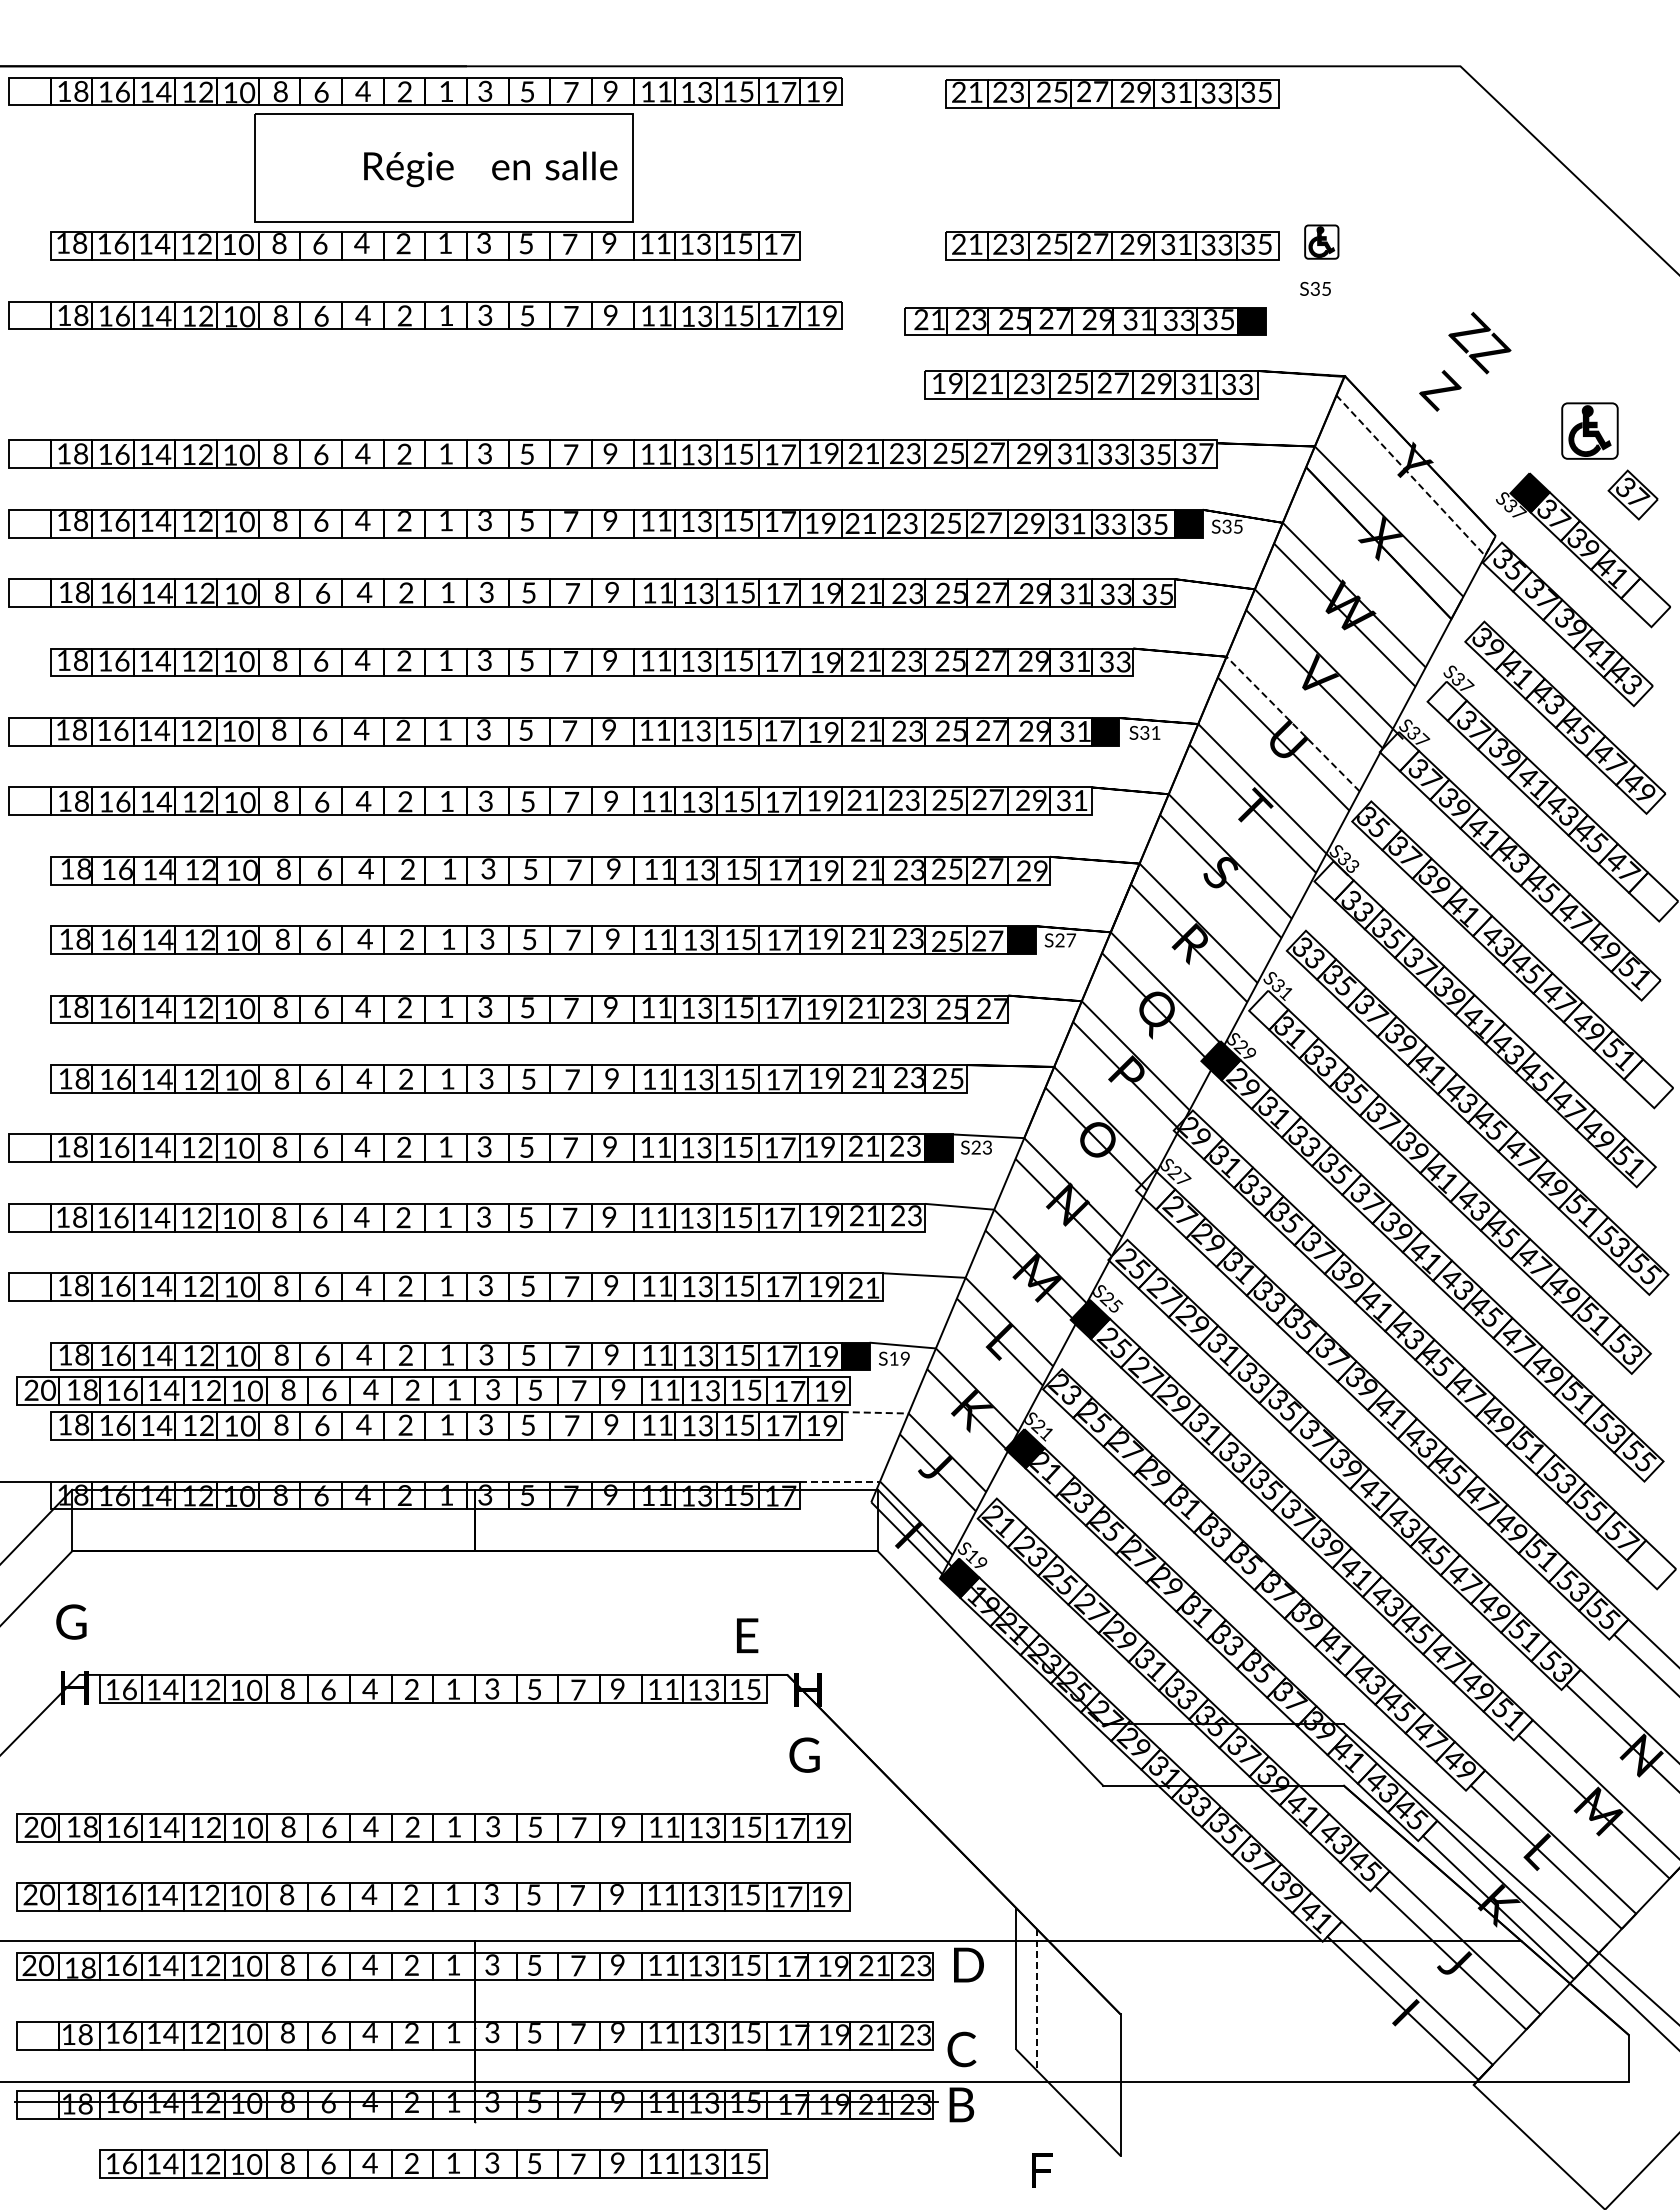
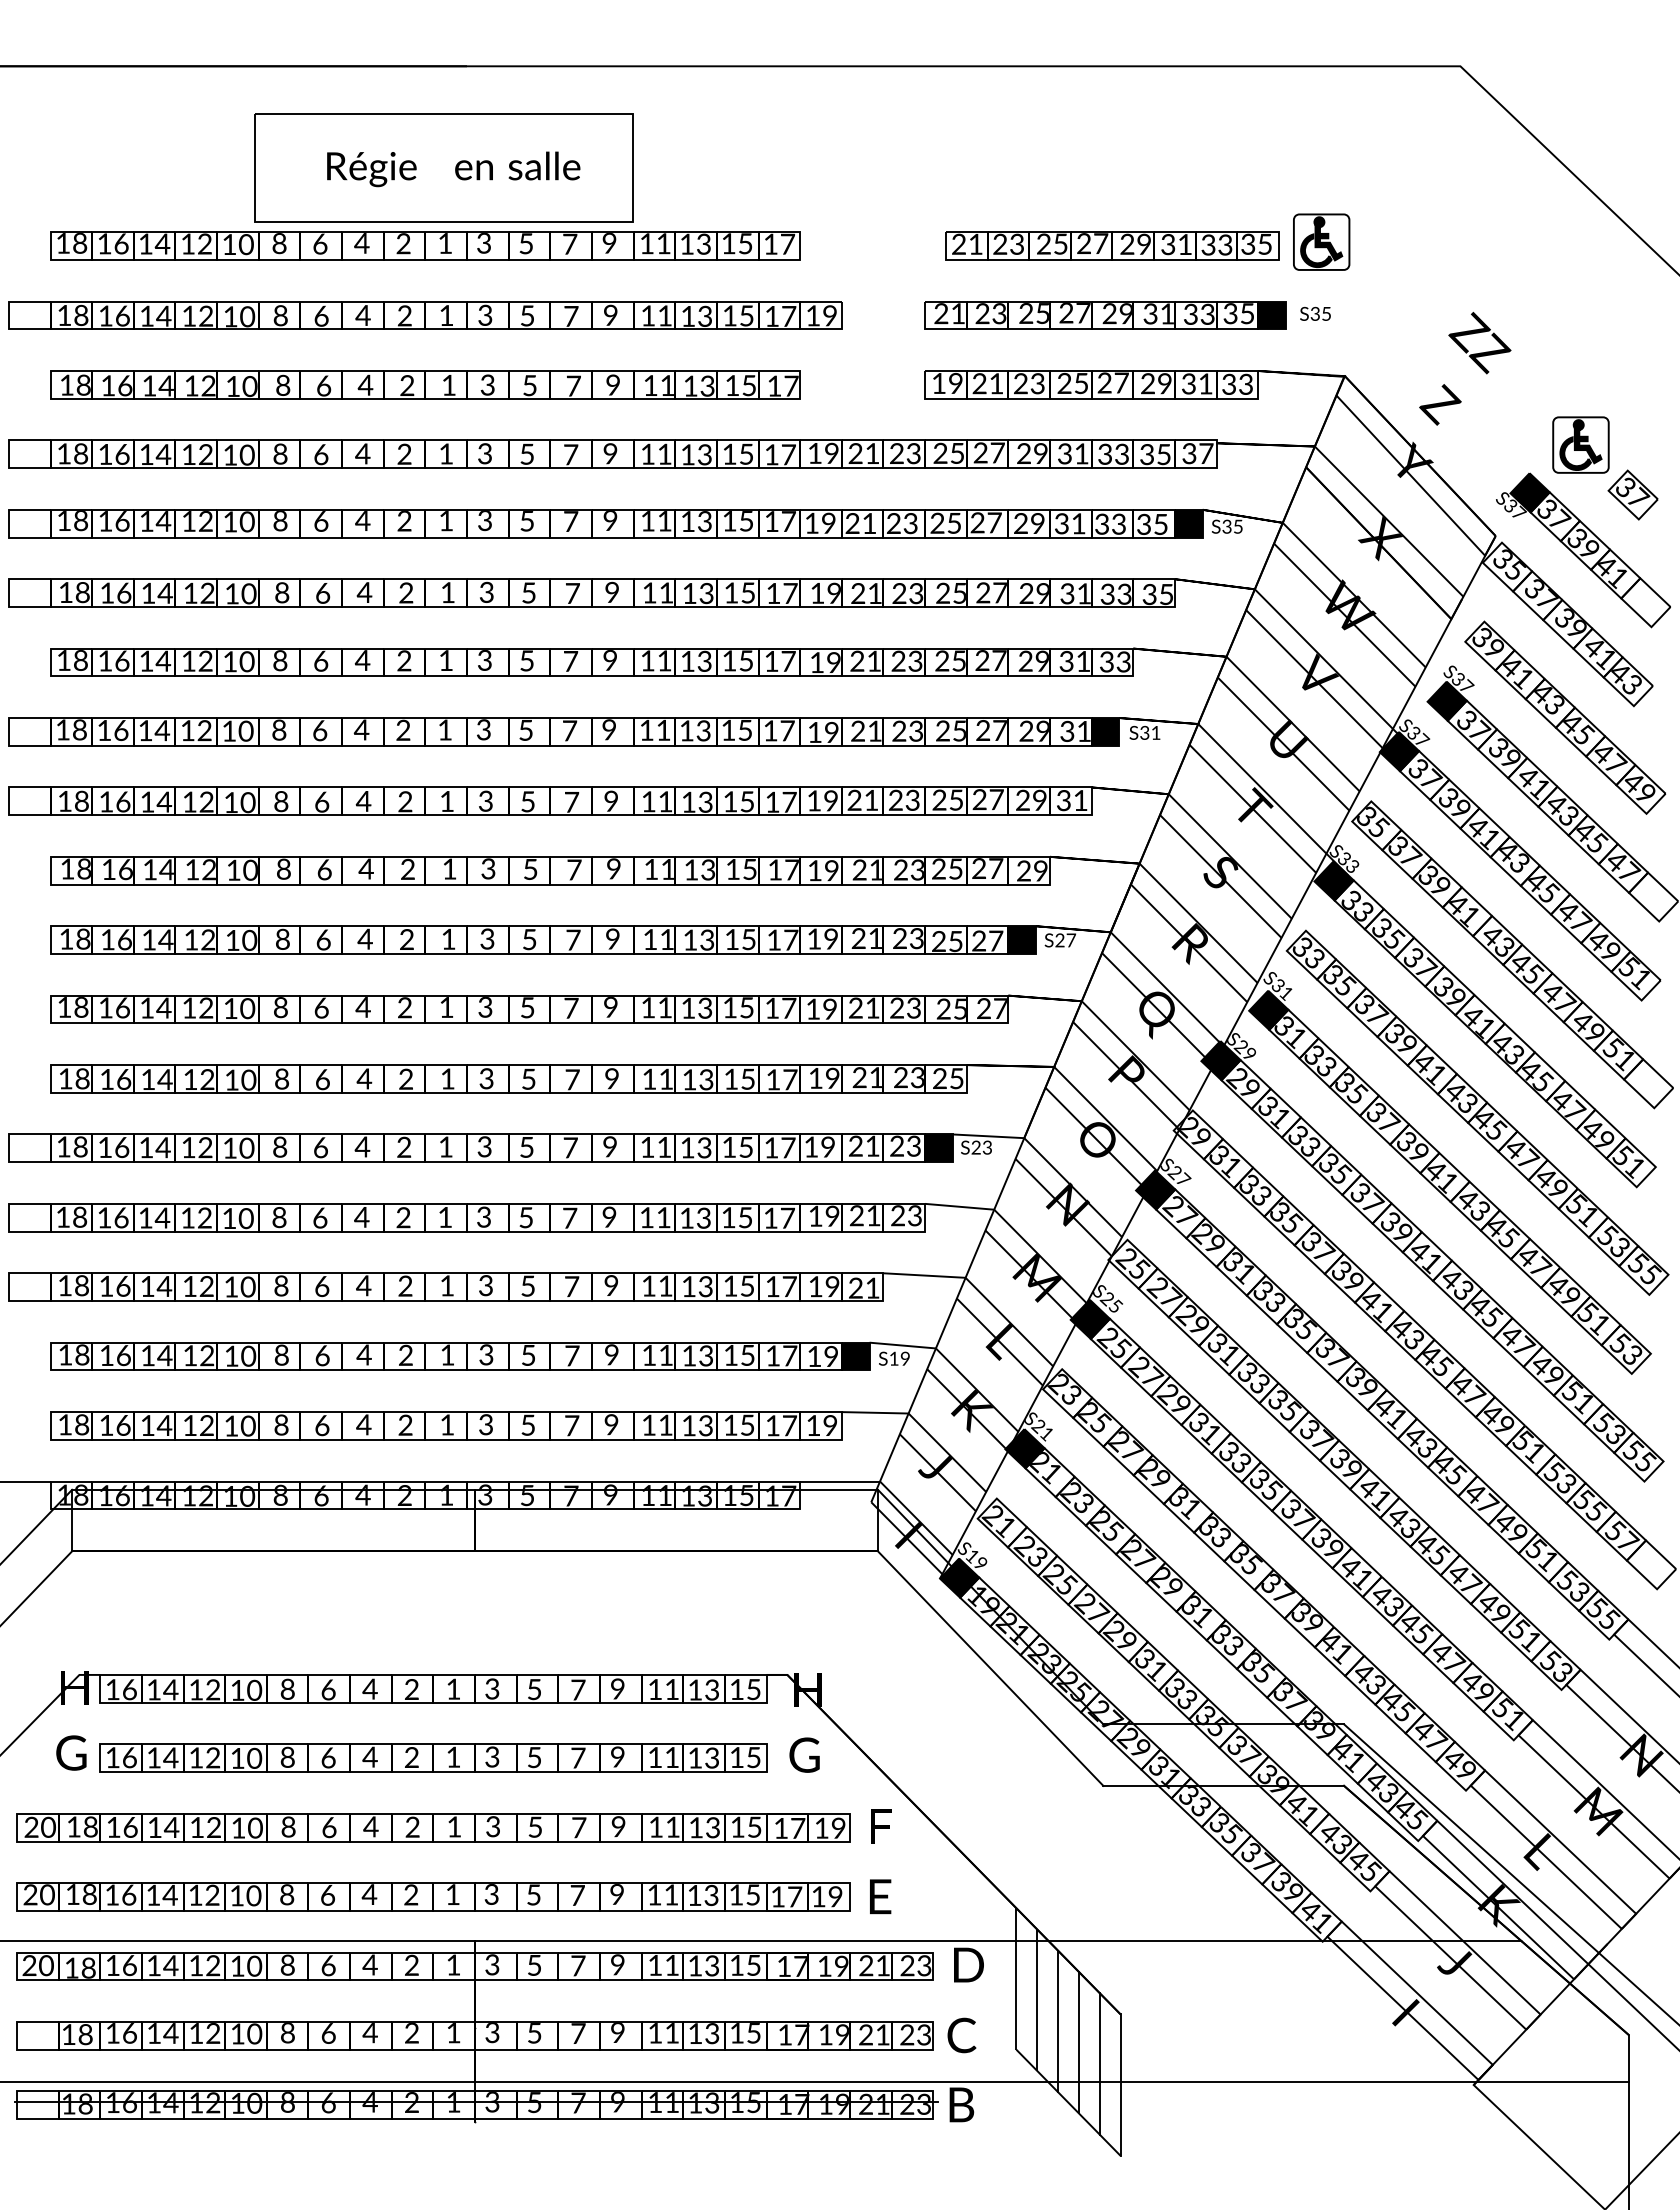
part: present -> none (425, 91)
part: present -> none (1112, 93)
text position: (490, 169) -> (453, 169) (453, 169)
part size: 36x36 px -> 58x58 px (1321, 241)
text position: (1315, 288) -> (1315, 313) (1315, 313)
part position: (1085, 321) -> (1105, 315) (1105, 315)
part: none -> present (425, 384)
text position: (1440, 390) -> (1440, 404) (1440, 404)
part position: (1589, 430) -> (1580, 444) (1580, 444)
line: dashed -> solid (1419, 484)
fill: none -> present (1446, 700)
line: dashed -> solid (1293, 724)
fill: none -> present (1399, 751)
fill: none -> present (1333, 880)
fill: none -> present (1268, 1009)
fill: none -> present (1155, 1189)
part: present -> none (433, 1390)
line: dashed -> solid (875, 1412)
line: dashed -> solid (840, 1481)
text position: (71, 1621) -> (71, 1752) (71, 1752)
text position: (747, 1635) -> (880, 1896) (880, 1896)
line: dashed -> solid (1037, 2000)
line: none -> present (1058, 2021)
line: none -> present (1078, 2042)
text position: (961, 2049) -> (961, 2035) (961, 2035)
line: none -> present (1099, 2063)
line: none -> present (1628, 2143)
part position: (433, 2163) -> (433, 1757) (433, 1757)
text position: (1042, 2170) -> (881, 1826) (881, 1826)
